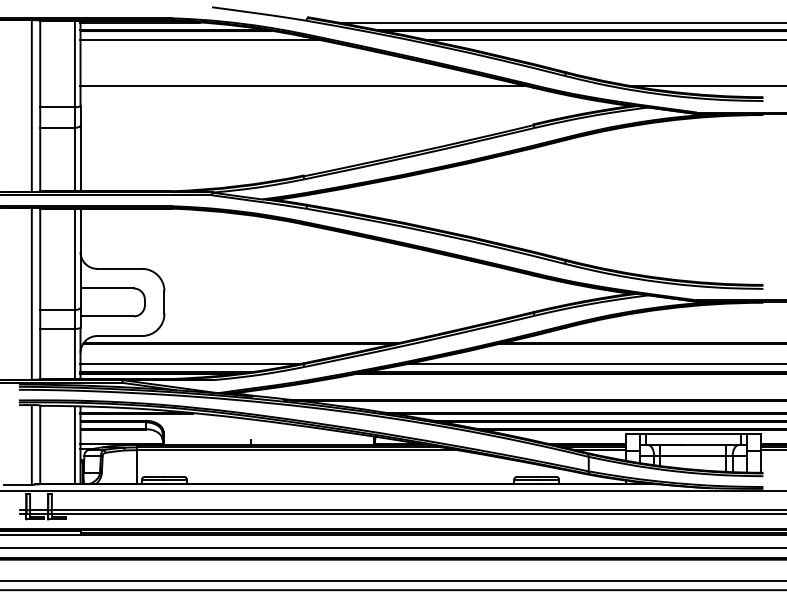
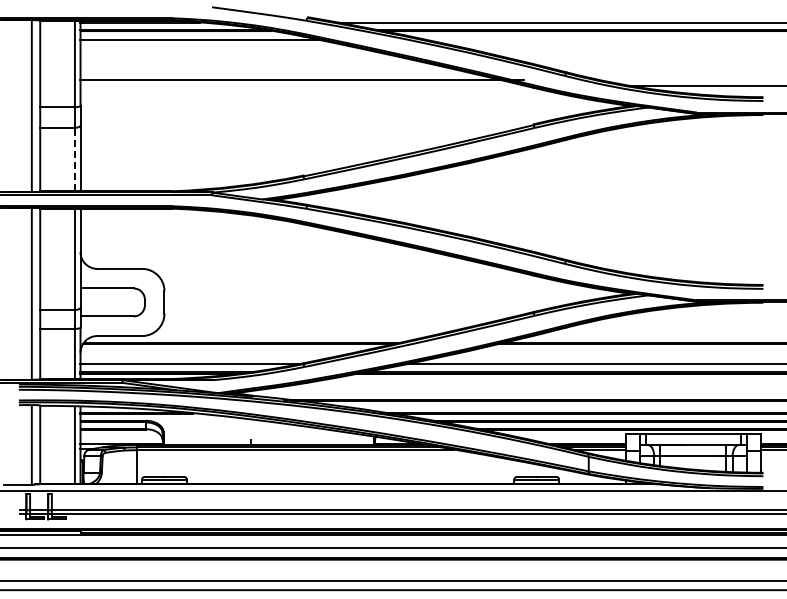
line: present -> none (604, 39)
line position: (301, 85) -> (301, 79) (301, 79)
line: solid -> dashed (74, 159)
